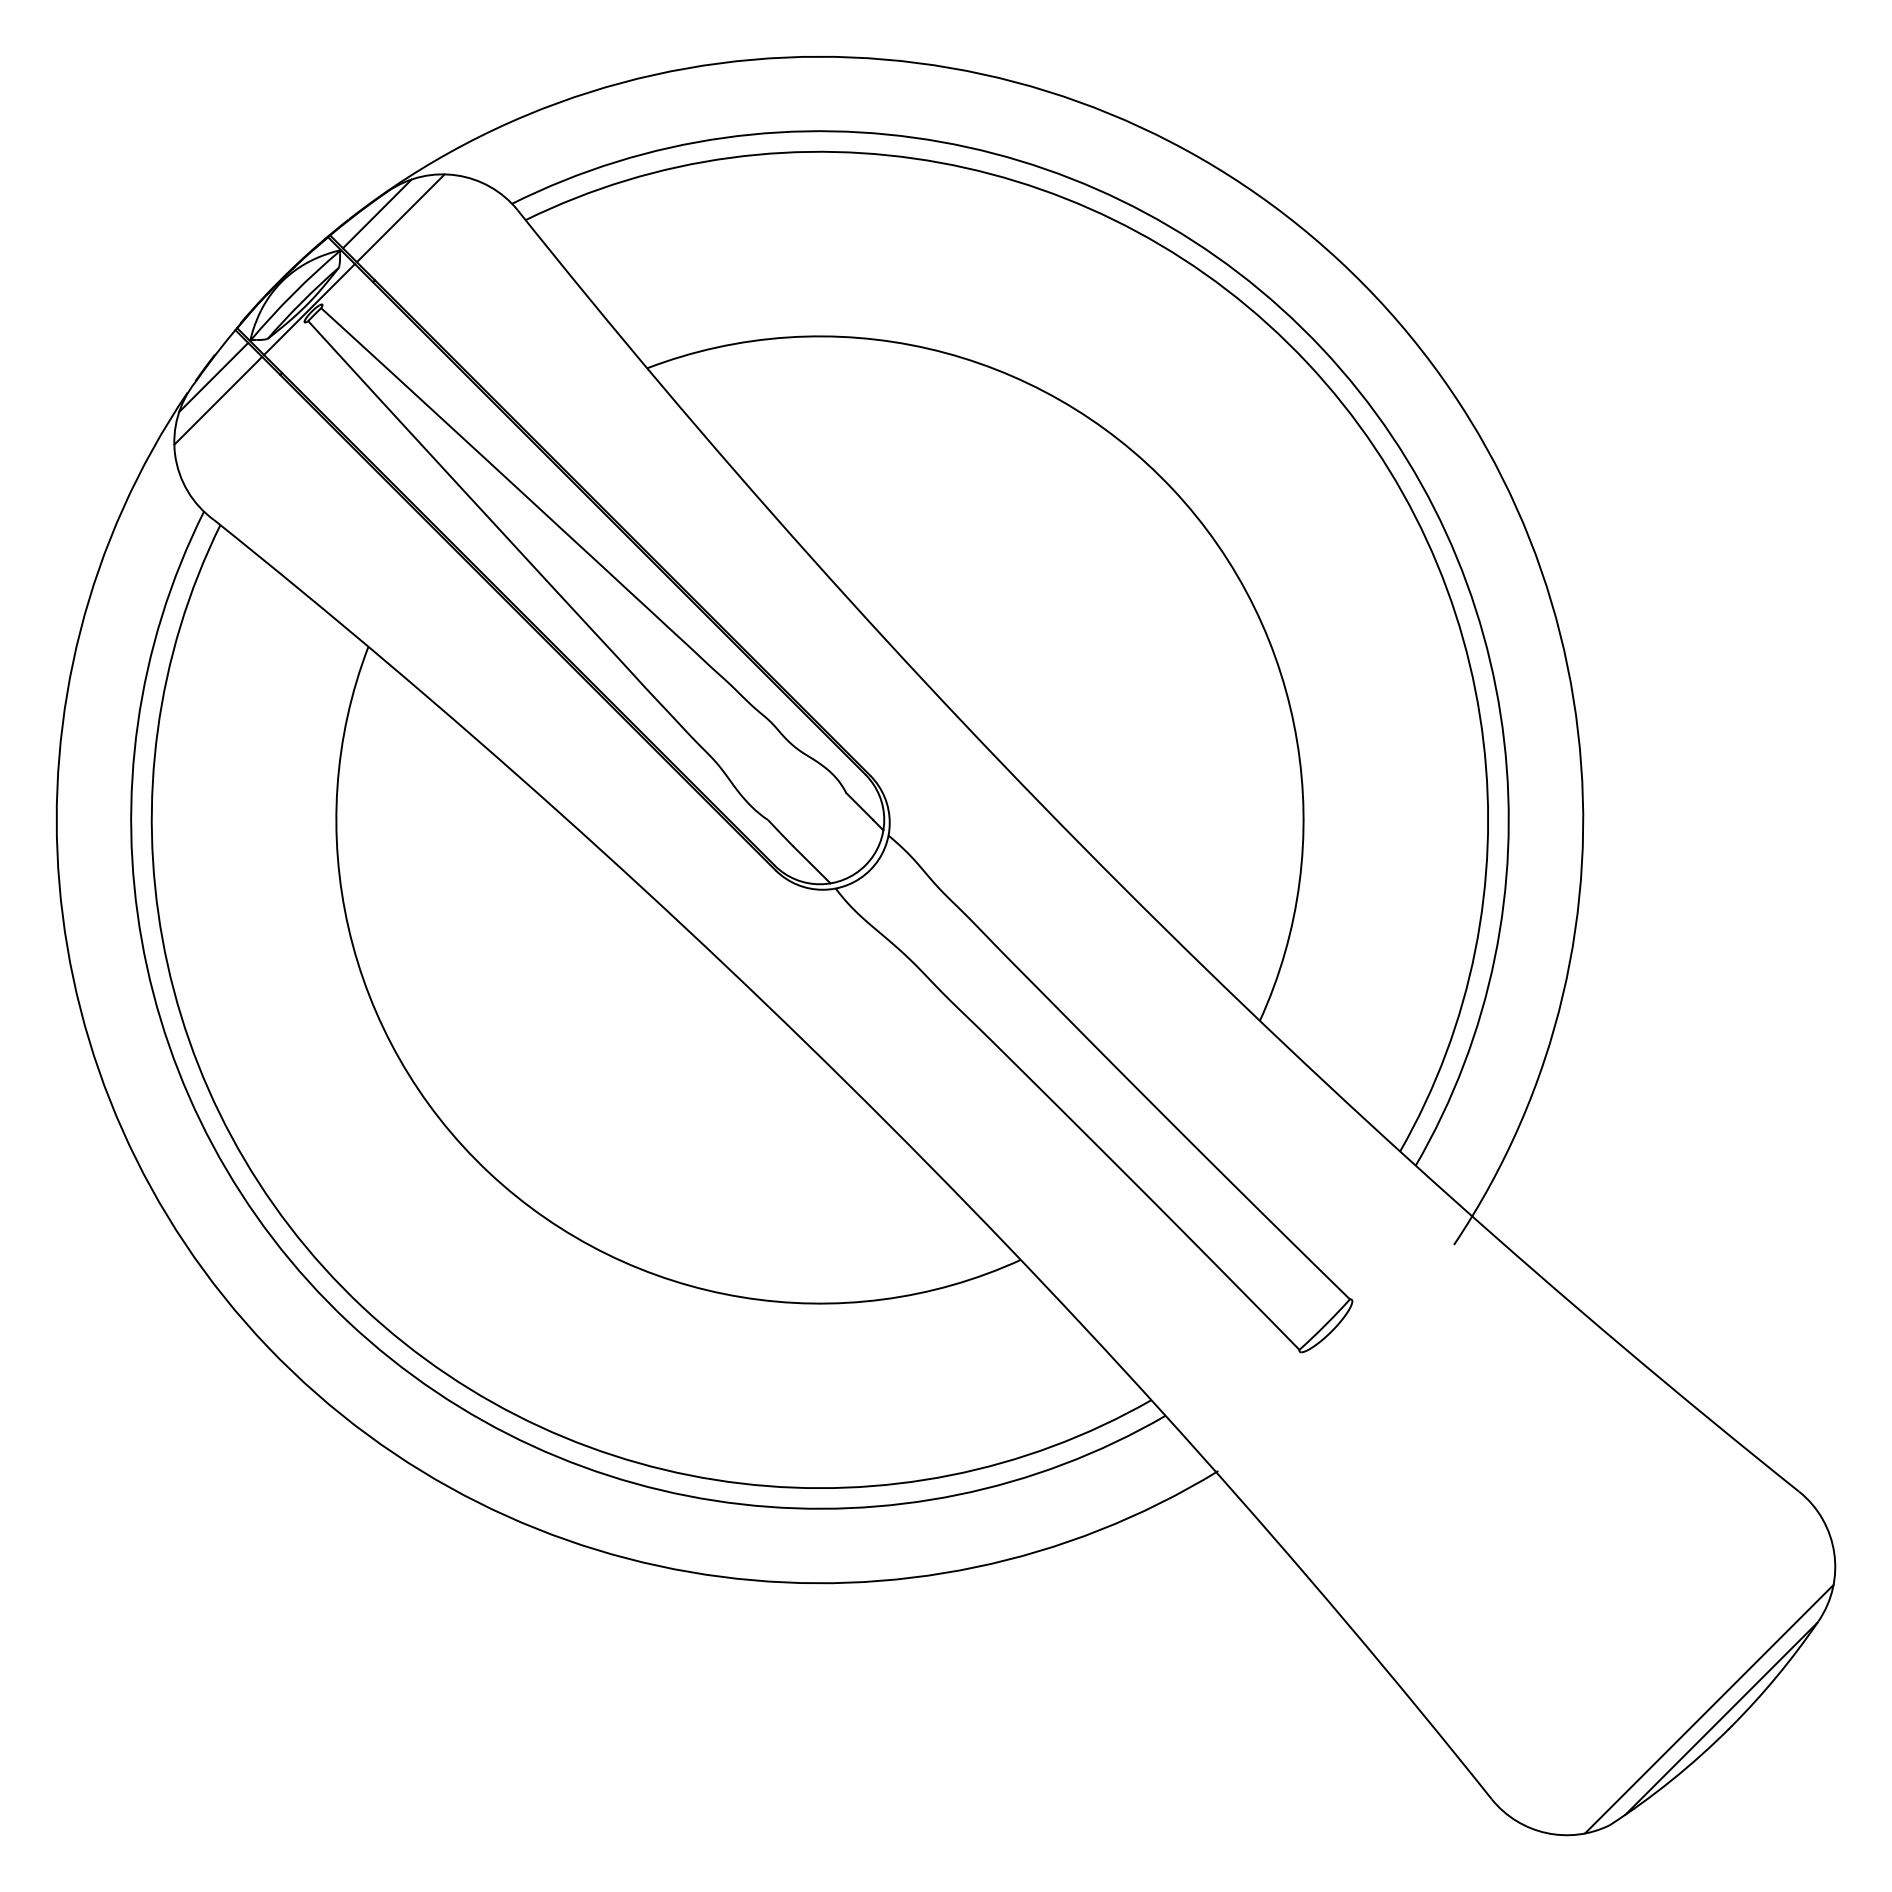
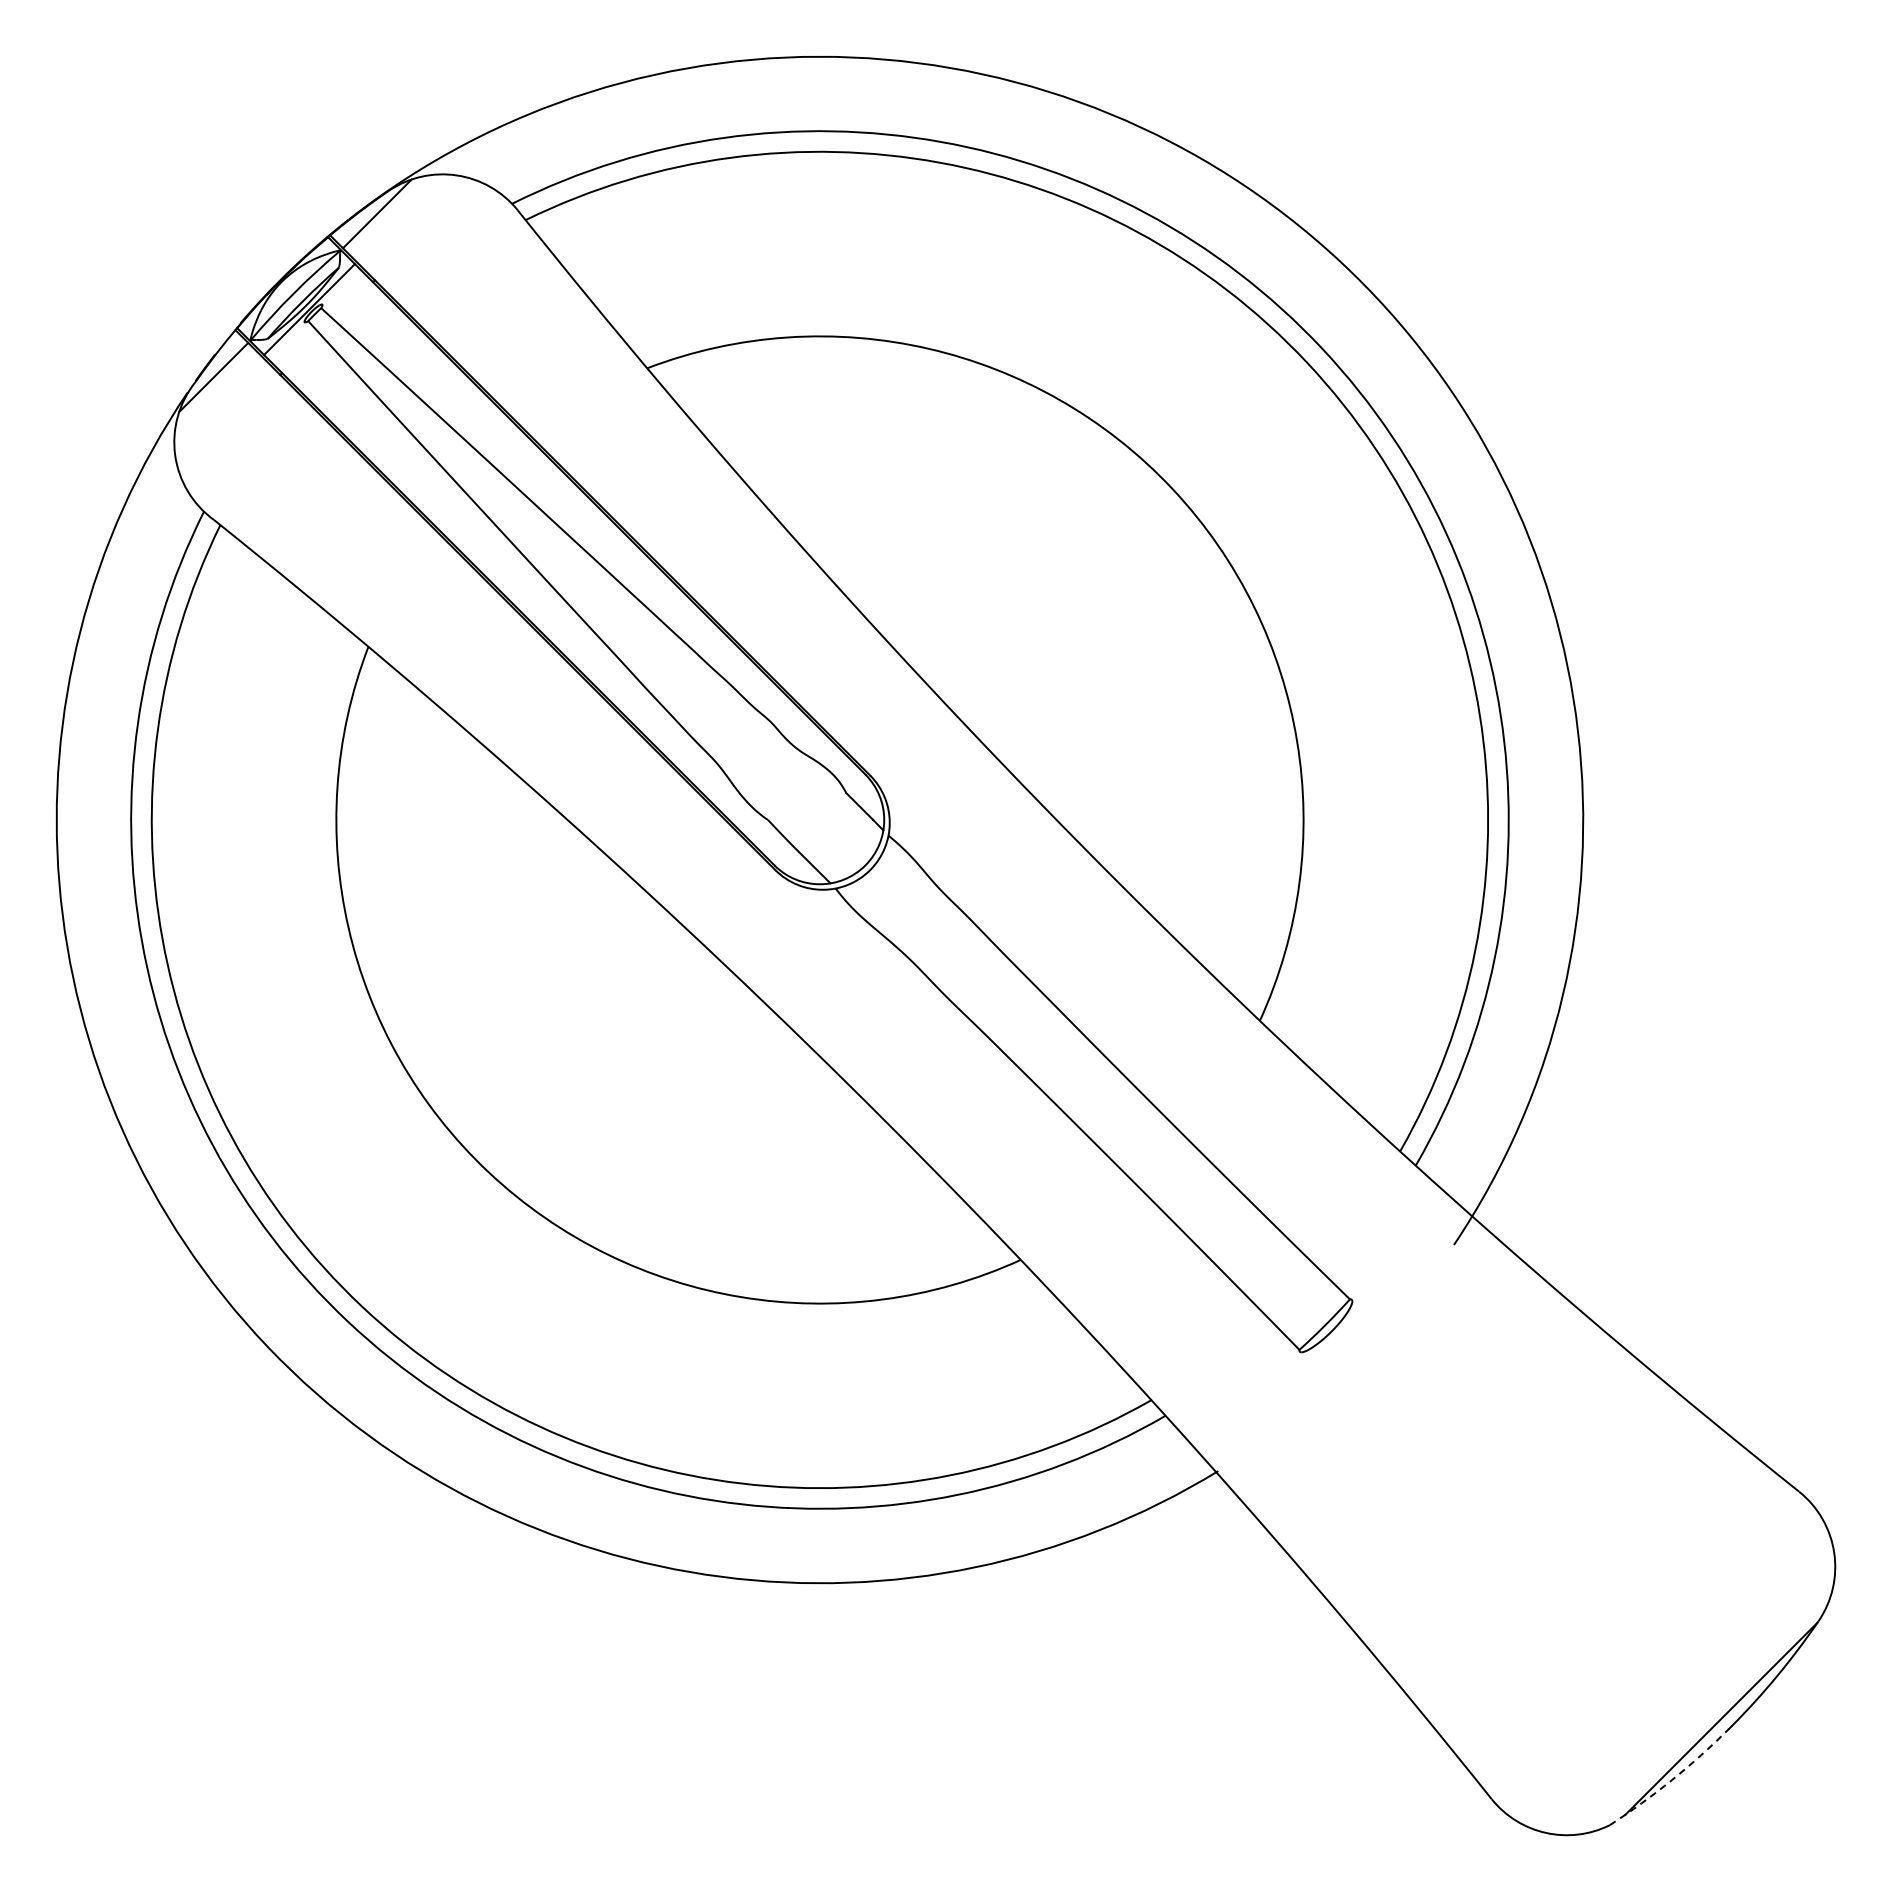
line: present -> none (400, 218)
line: present -> none (218, 400)
line: present -> none (1708, 1709)
arc: solid -> dashed (1671, 1780)
